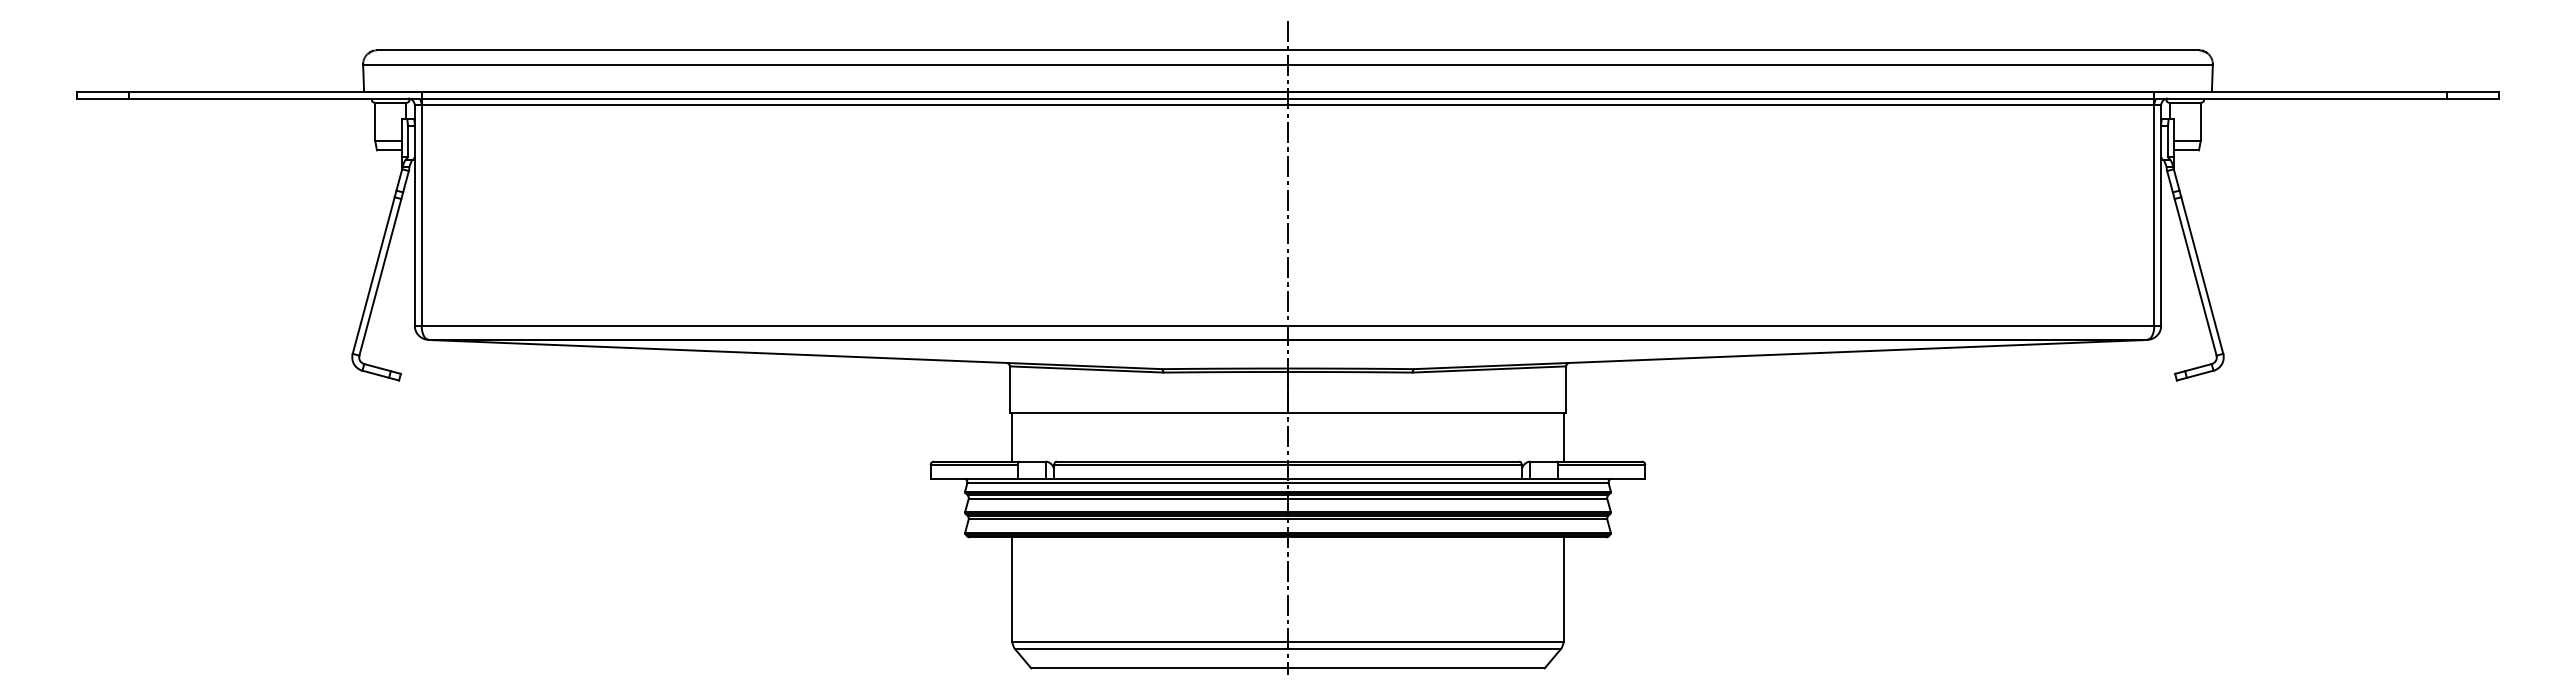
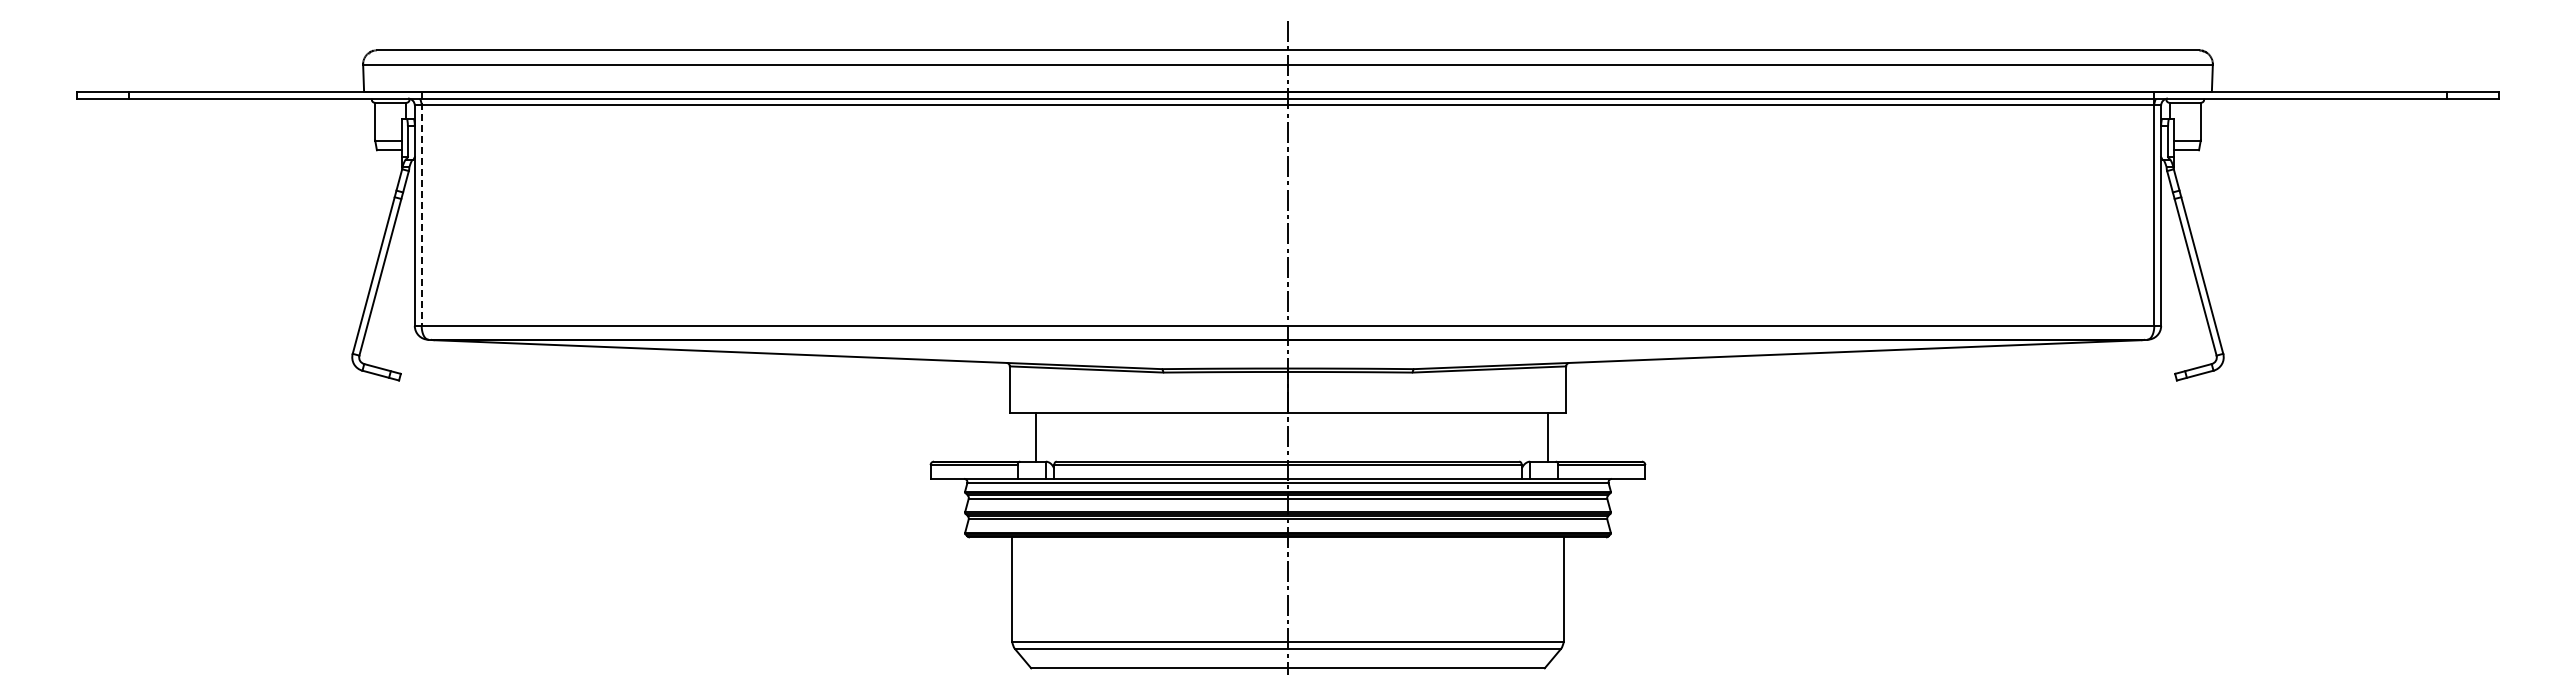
line: solid -> dashed (421, 209)
line position: (1012, 437) -> (1036, 437) (1036, 437)
line position: (1563, 437) -> (1547, 437) (1547, 437)
